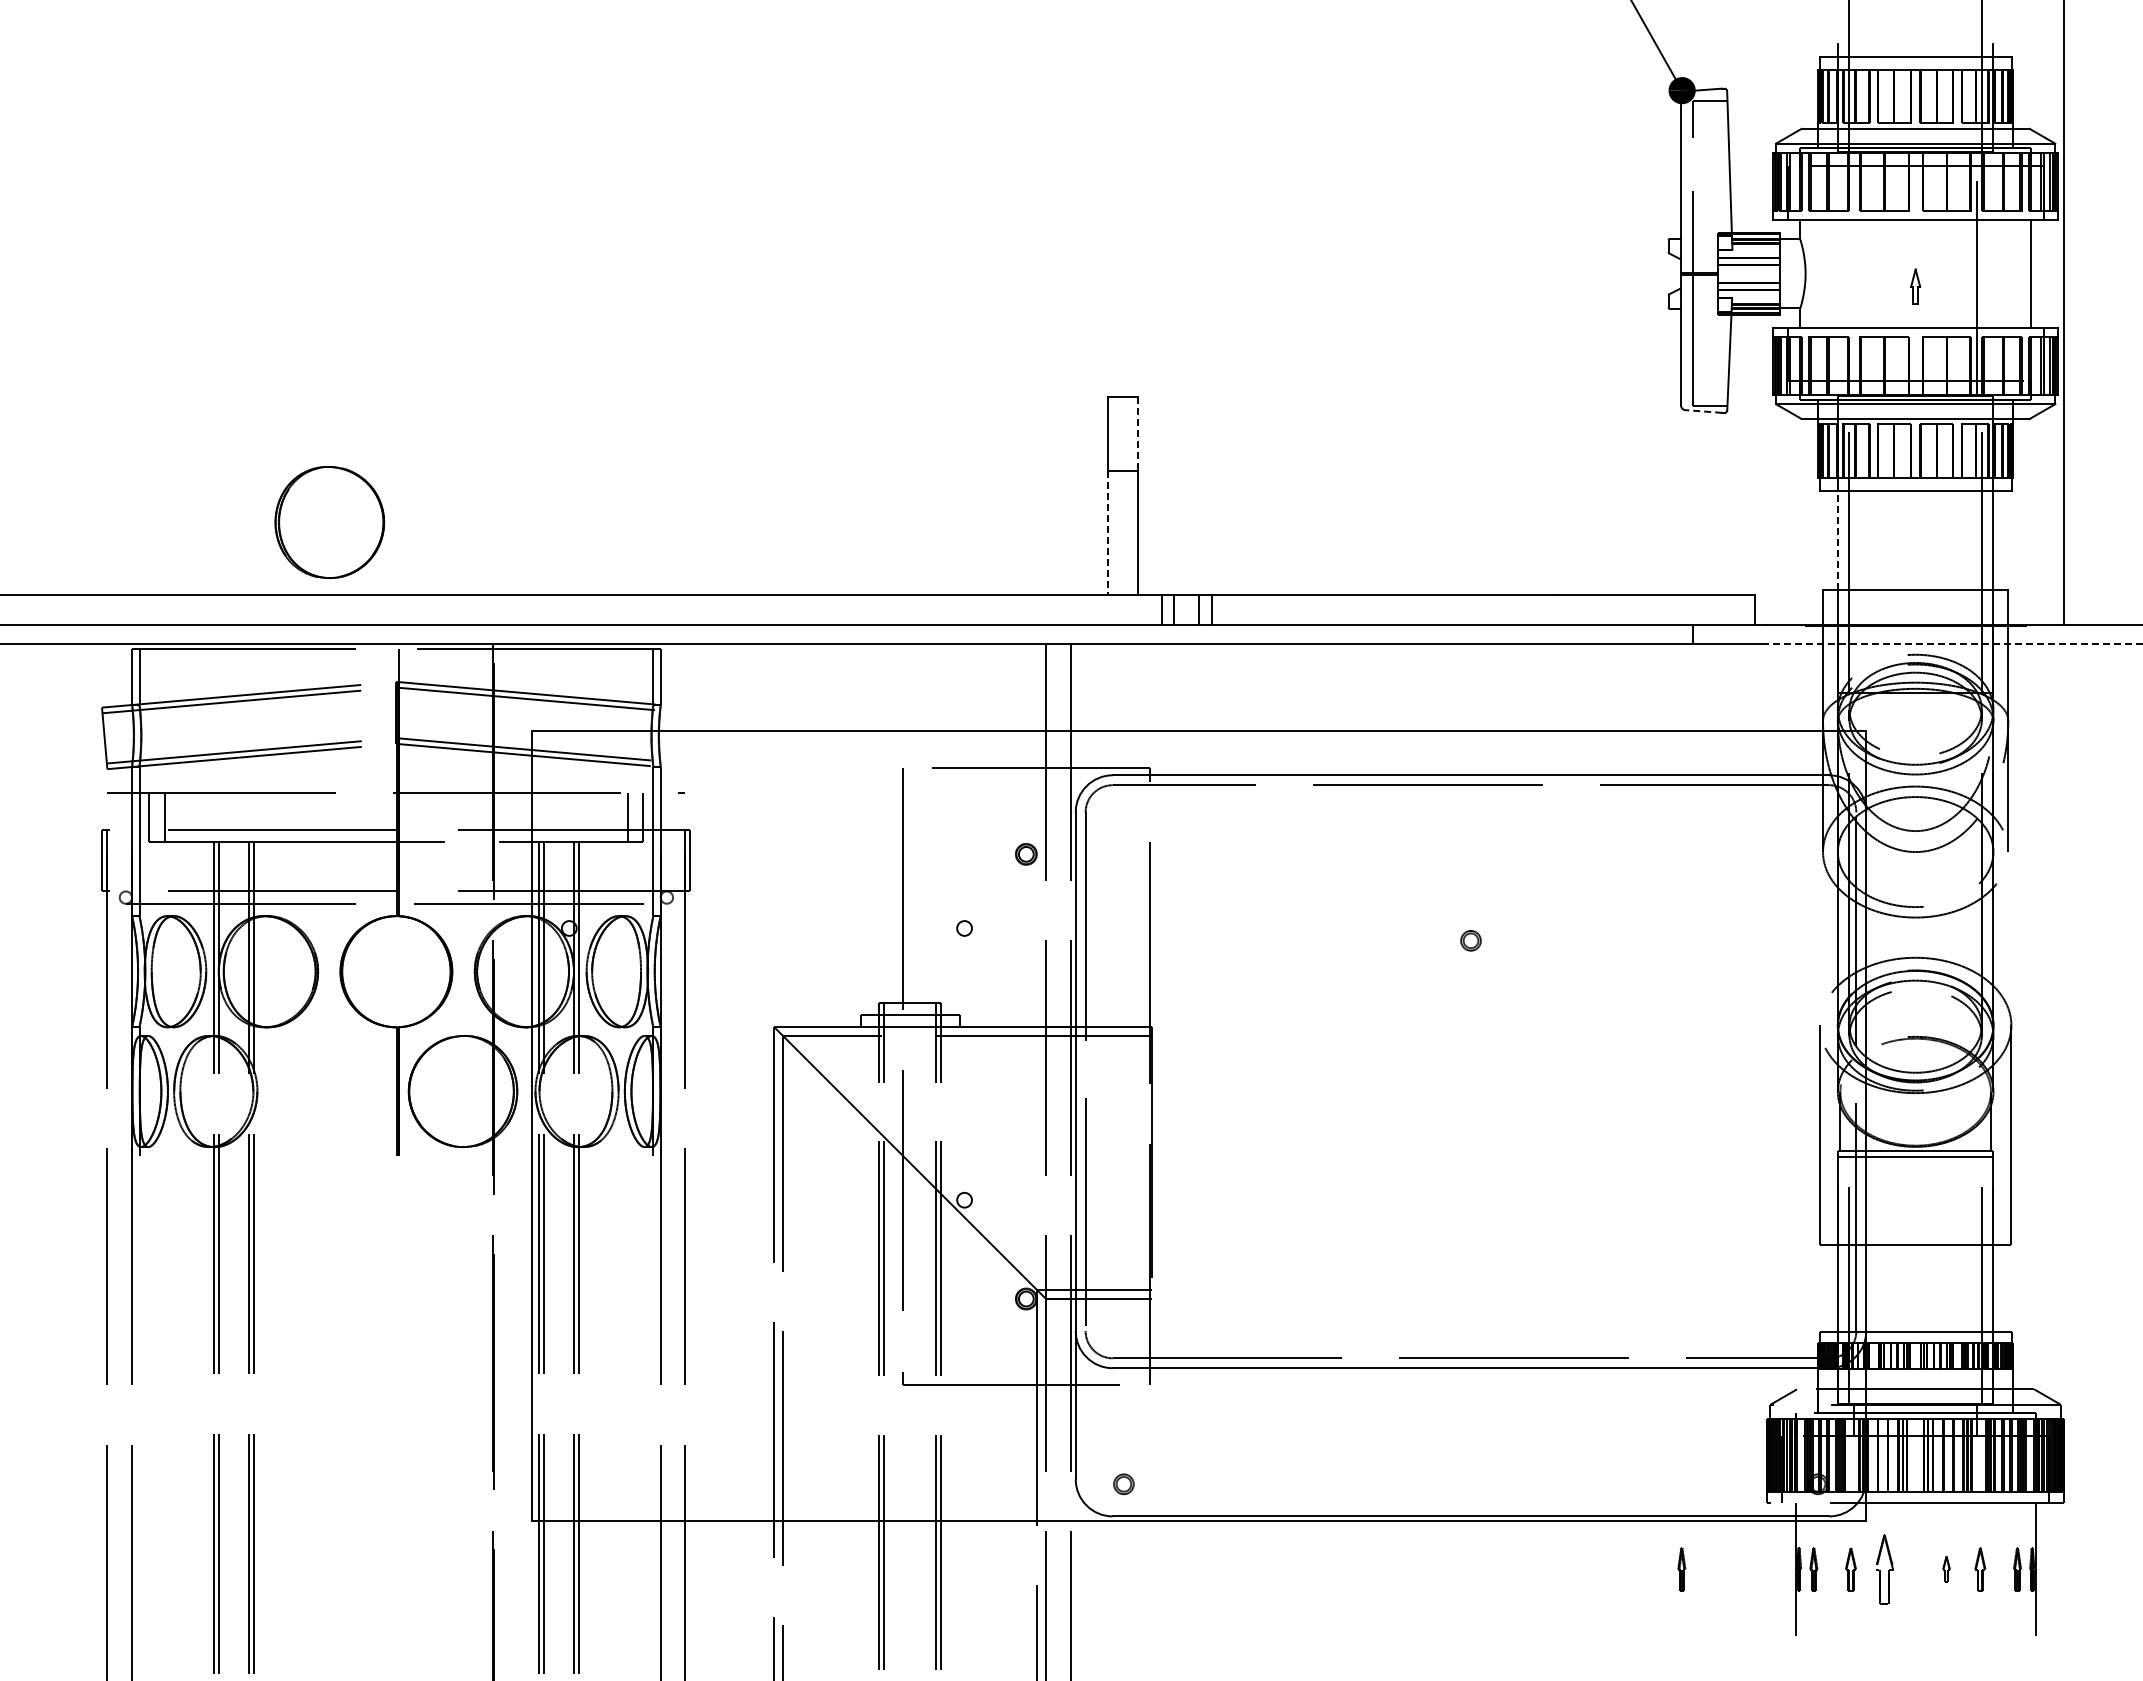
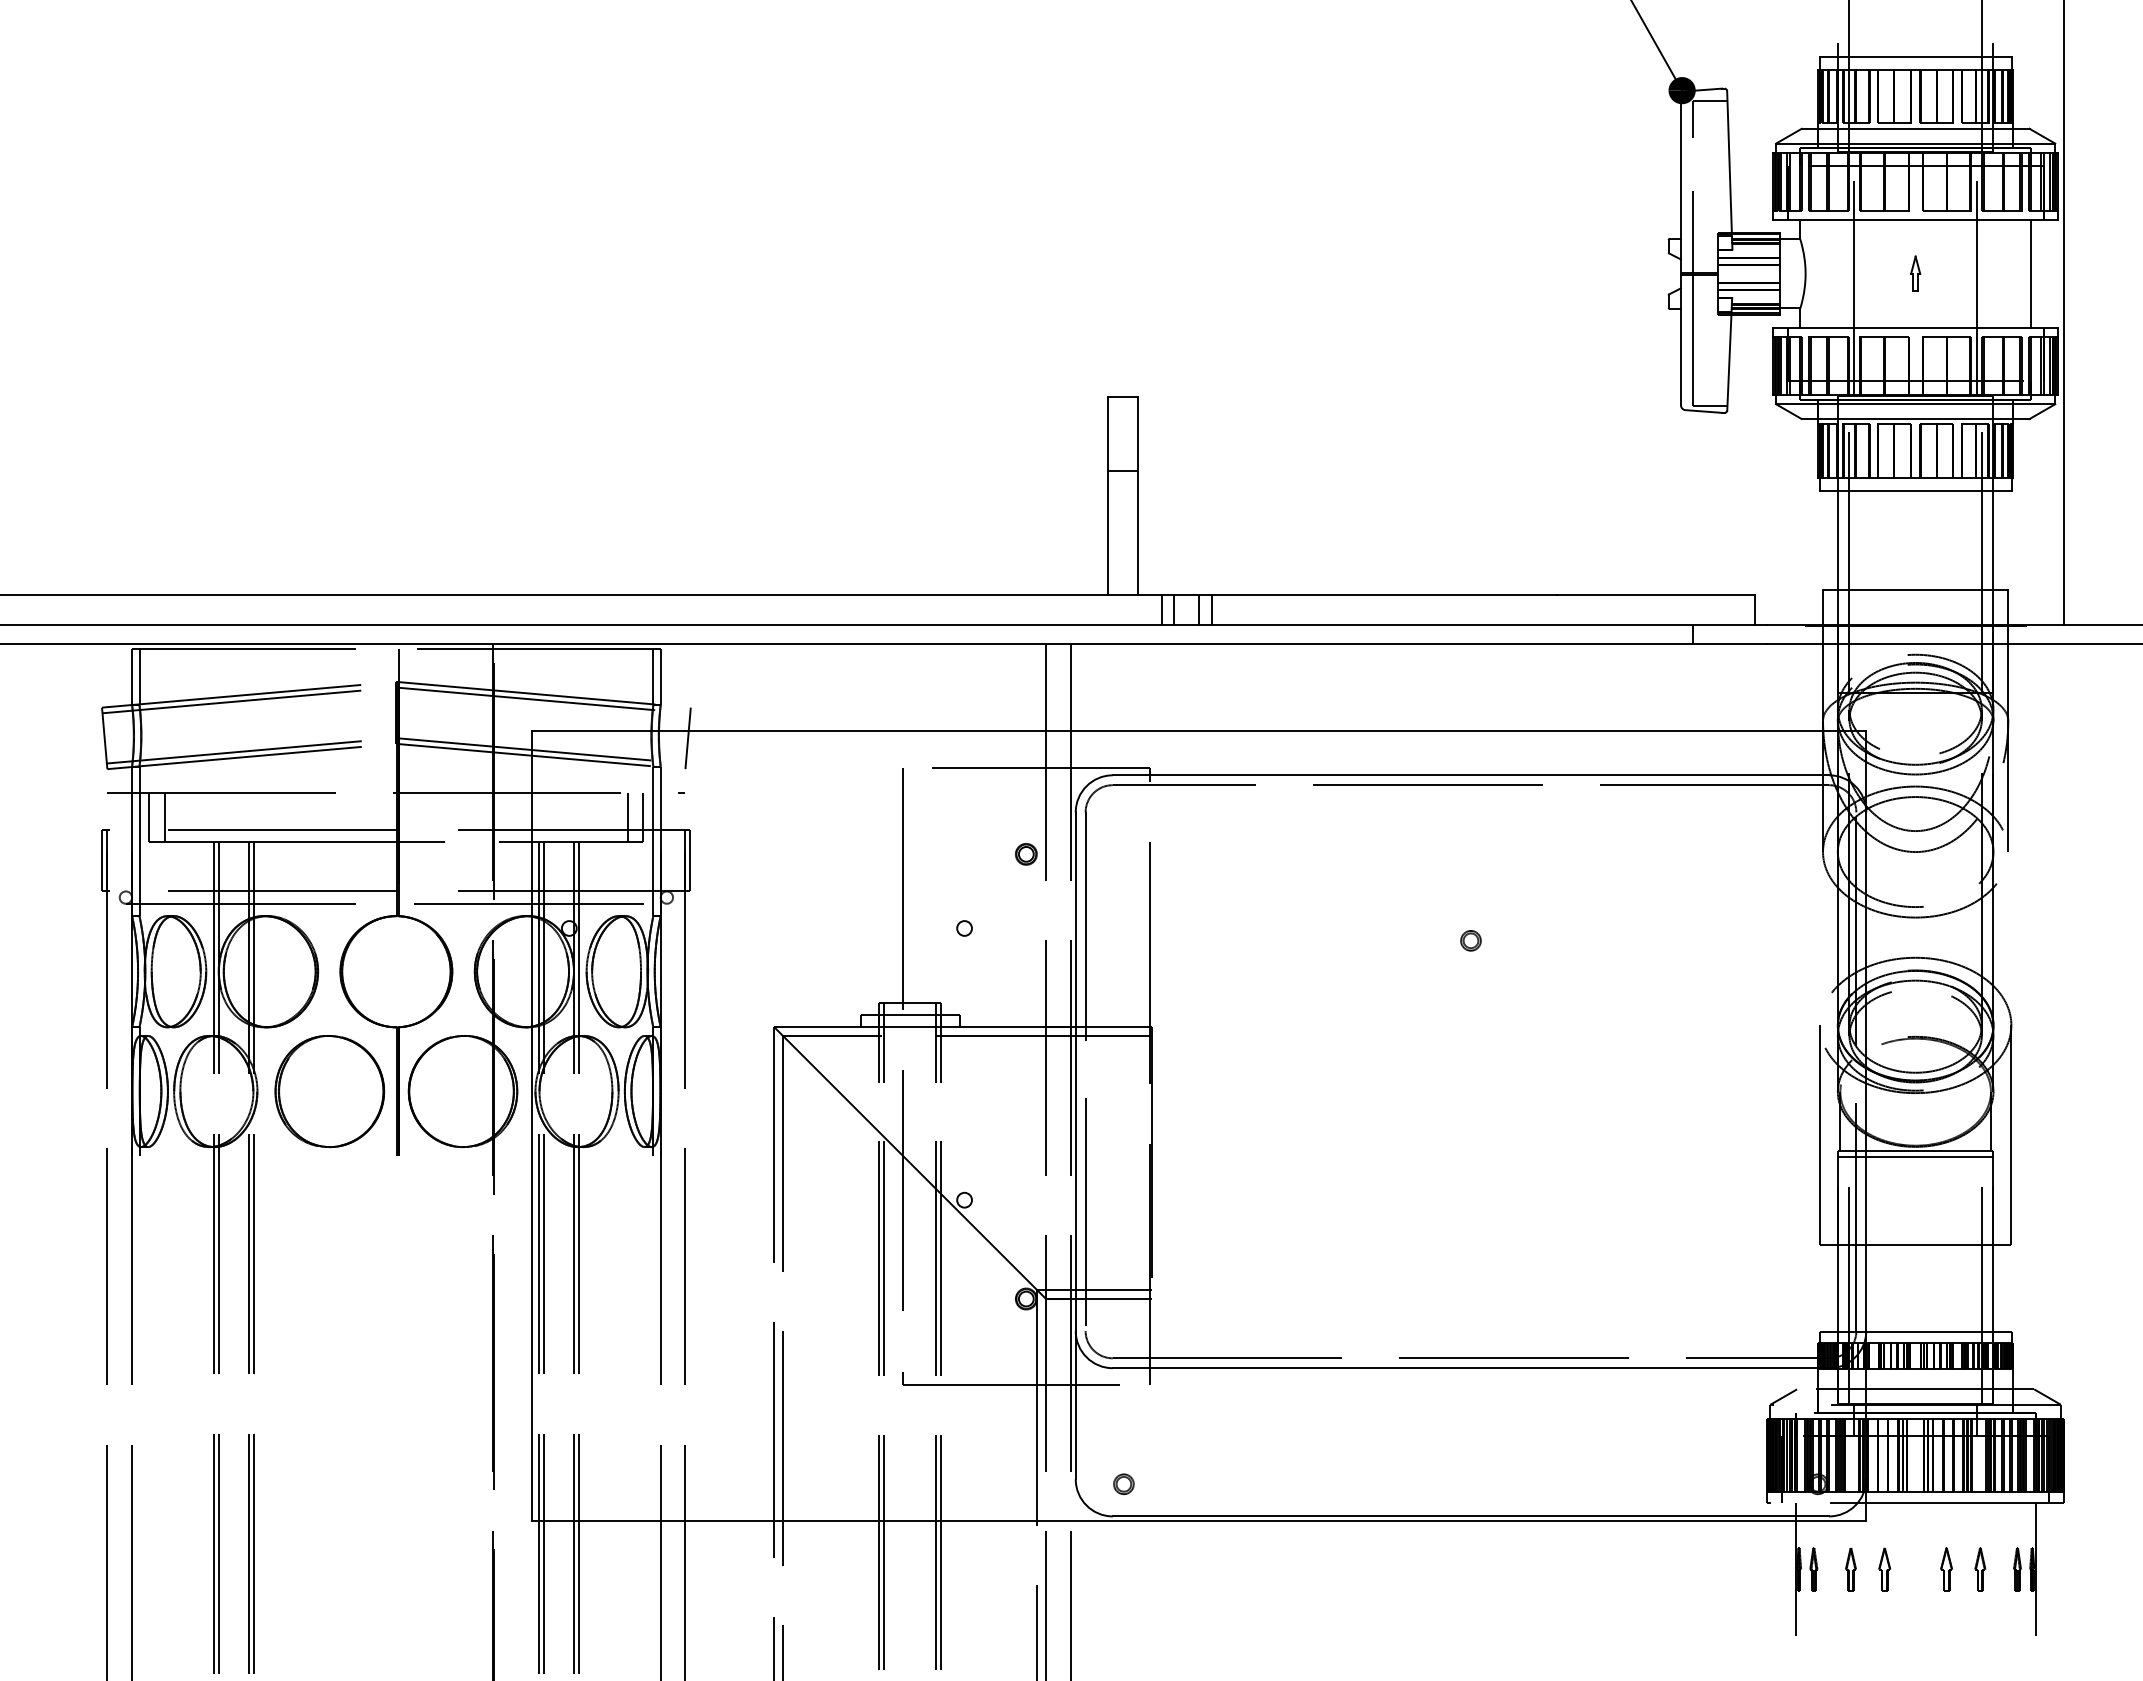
line: none -> present (1853, 273)
part position: (1915, 286) -> (1915, 273) (1915, 273)
line: dashed -> solid (1703, 411)
line: dashed -> solid (1137, 434)
part position: (329, 522) -> (329, 1091) (329, 1091)
line: dashed -> solid (1107, 533)
line: dashed -> solid (1837, 540)
line: dashed -> solid (1954, 644)
line: none -> present (687, 738)
part: present -> none (1681, 1569)
part size: 18x71 px -> 14x45 px (1884, 1569)
part size: 9x27 px -> 13x45 px (1946, 1569)
